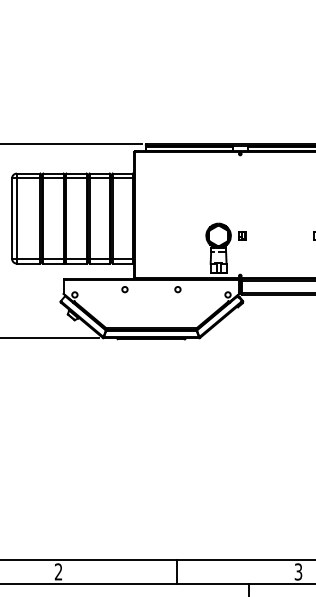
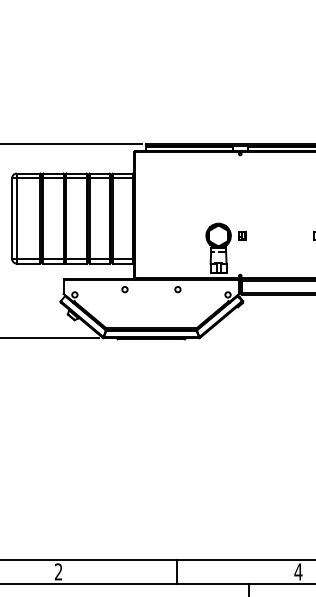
text: 3 -> 4 (298, 571)
